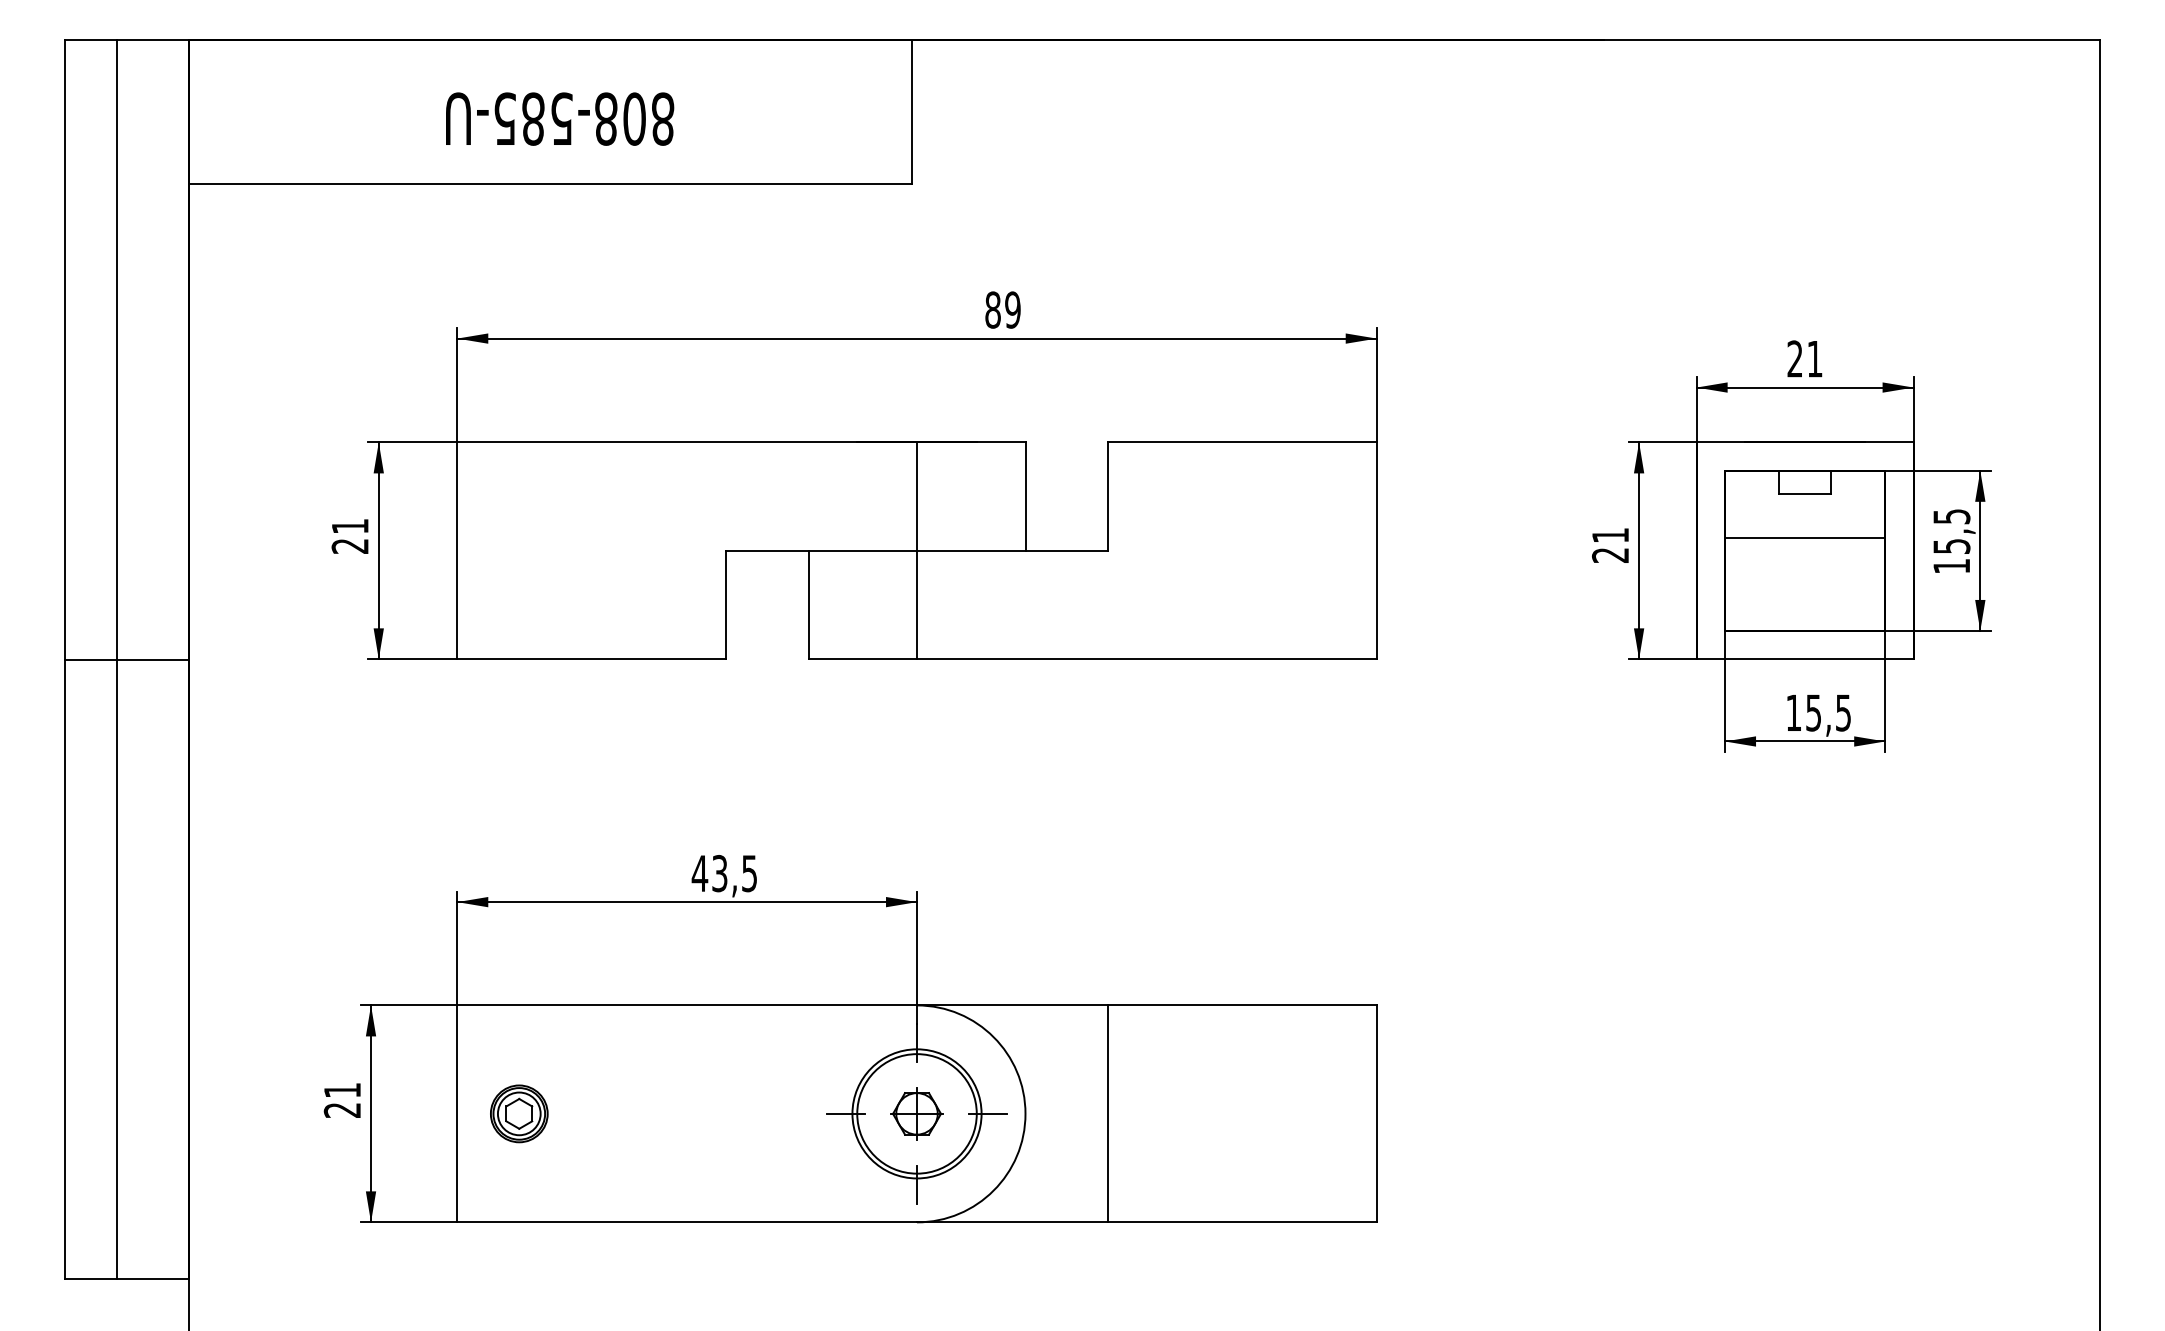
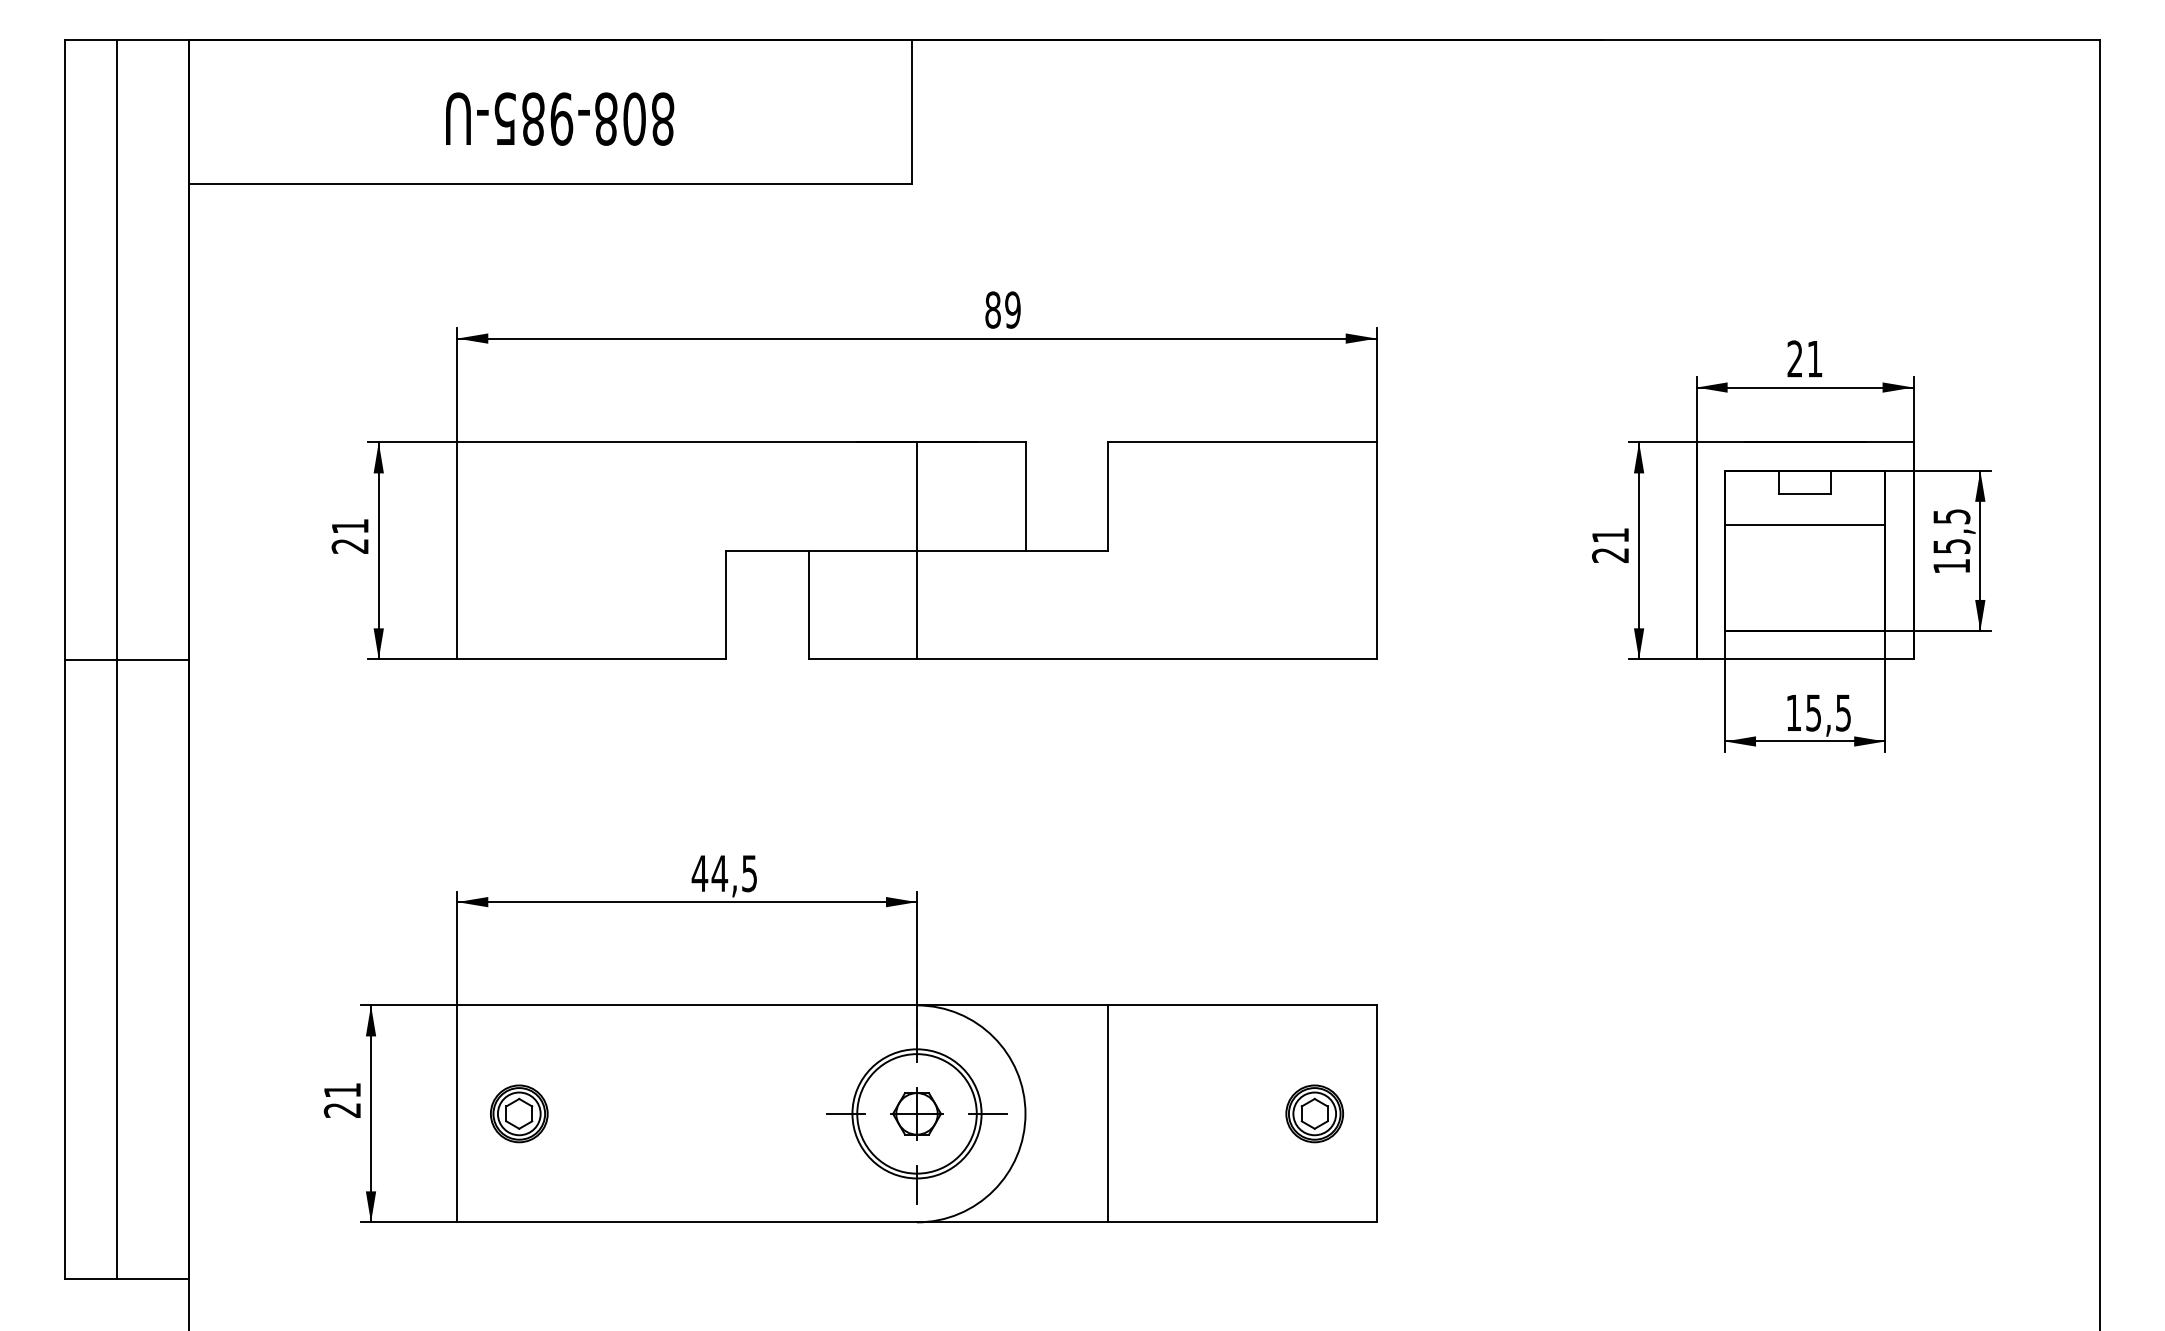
text: 808-585-U -> 808-985-U (561, 118)
line position: (1805, 538) -> (1805, 525) (1805, 525)
text: 43,5 -> 44,5 (719, 873)
part: none -> present (1314, 1113)
